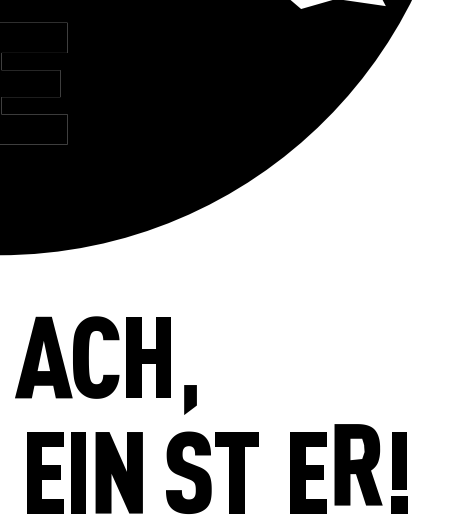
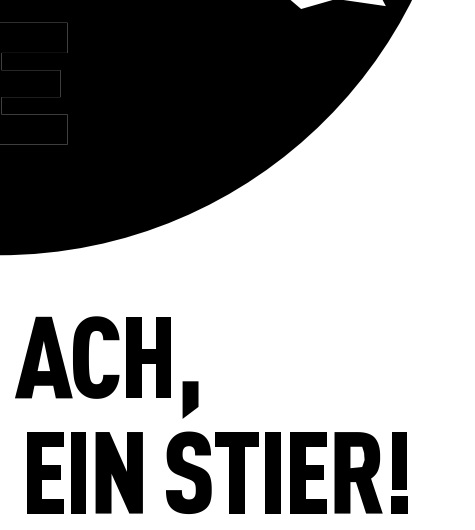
part size: 13x30 px -> 17x38 px (190, 399)
part position: (358, 464) -> (358, 472) (358, 472)
fill: none -> present (272, 472)
